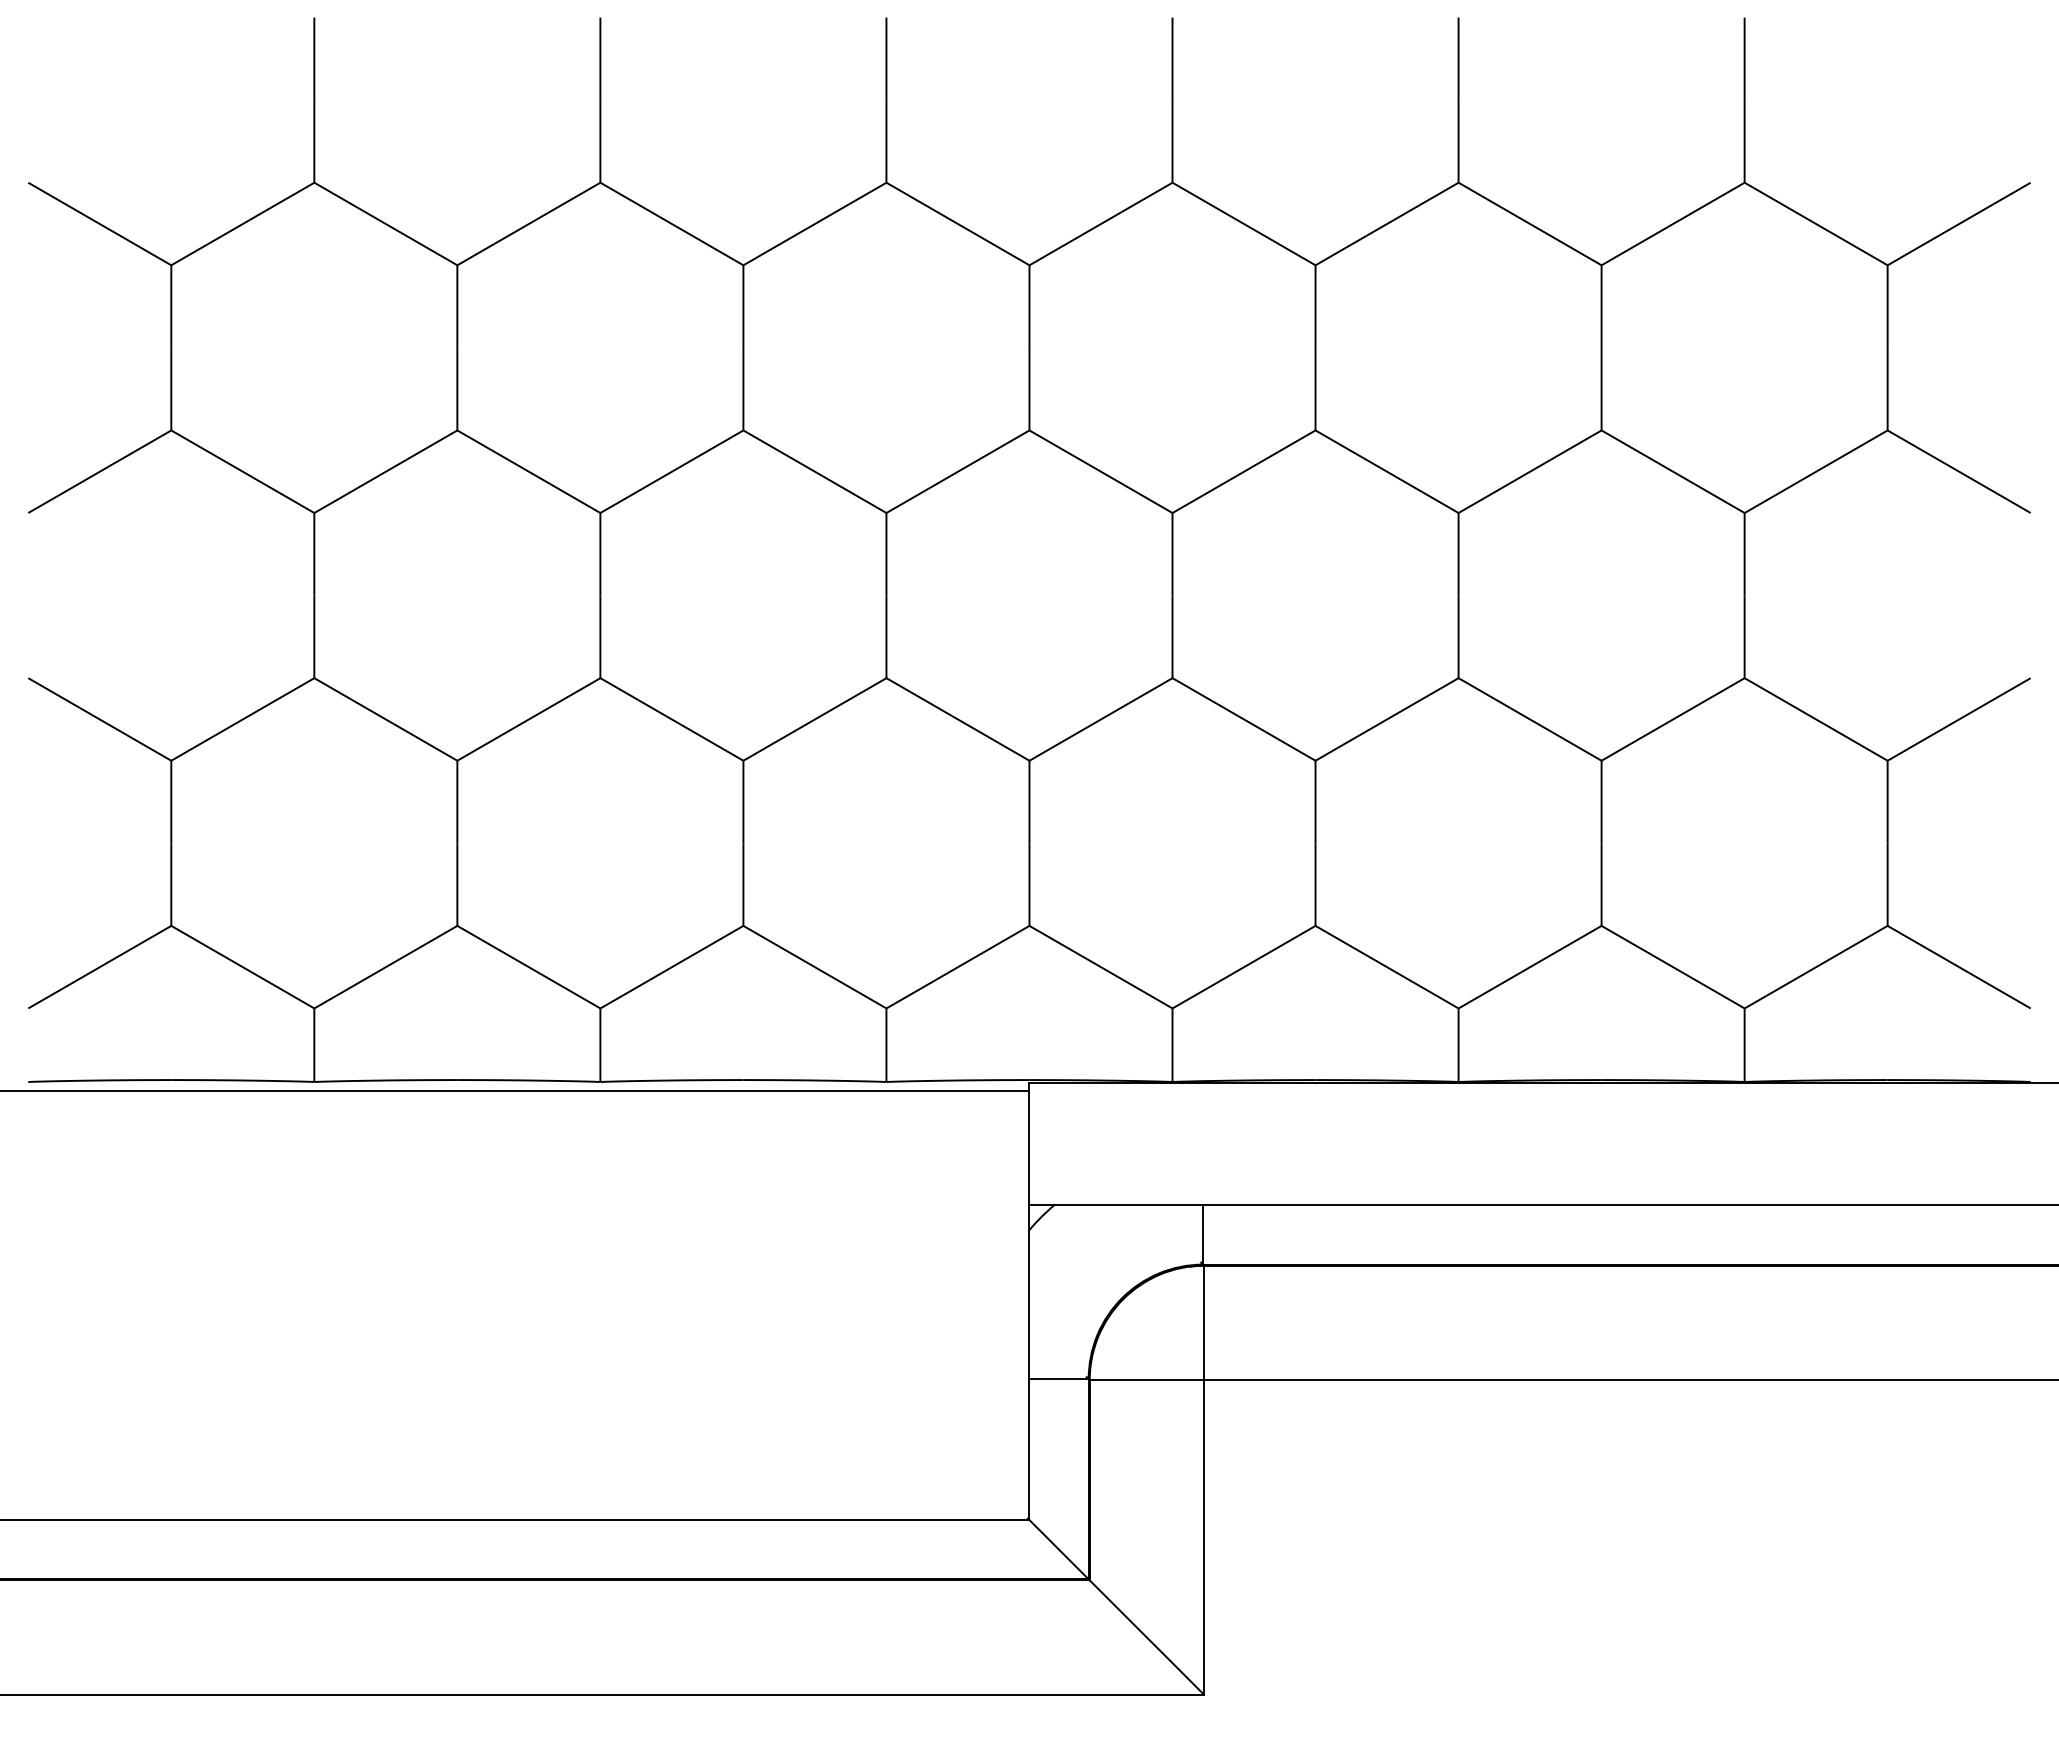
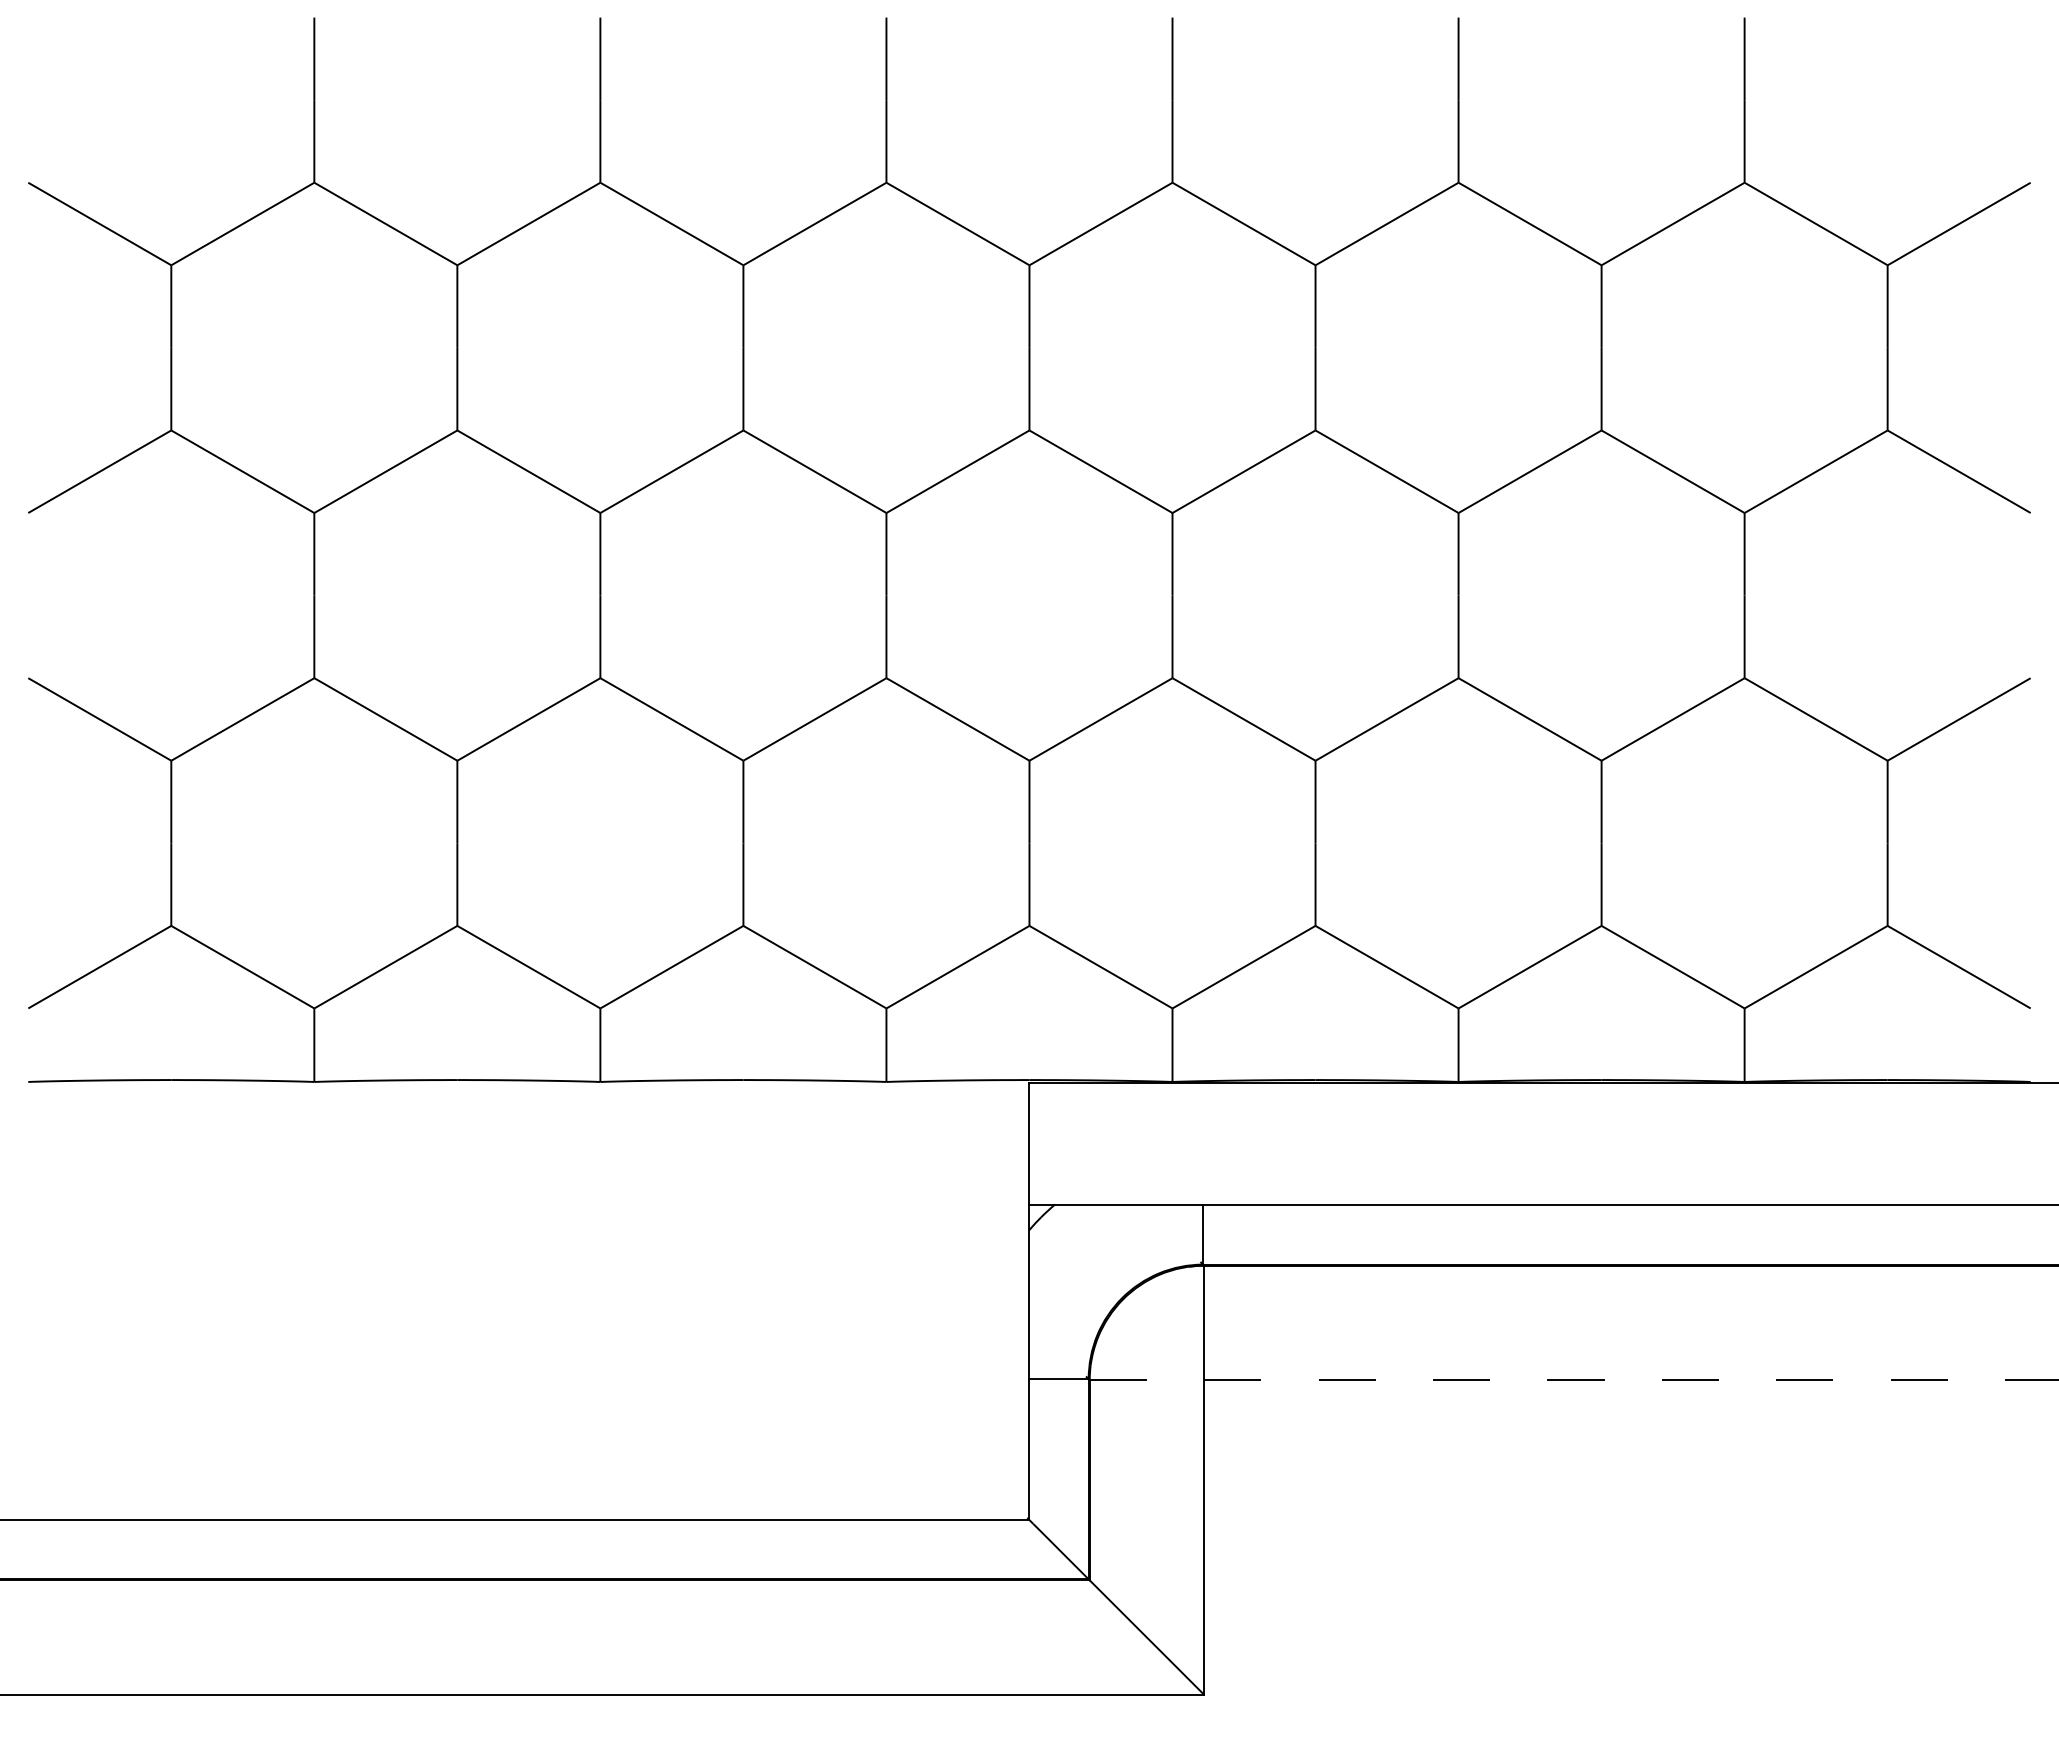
line: present -> none (515, 1091)
line: solid -> dashed (1574, 1380)
